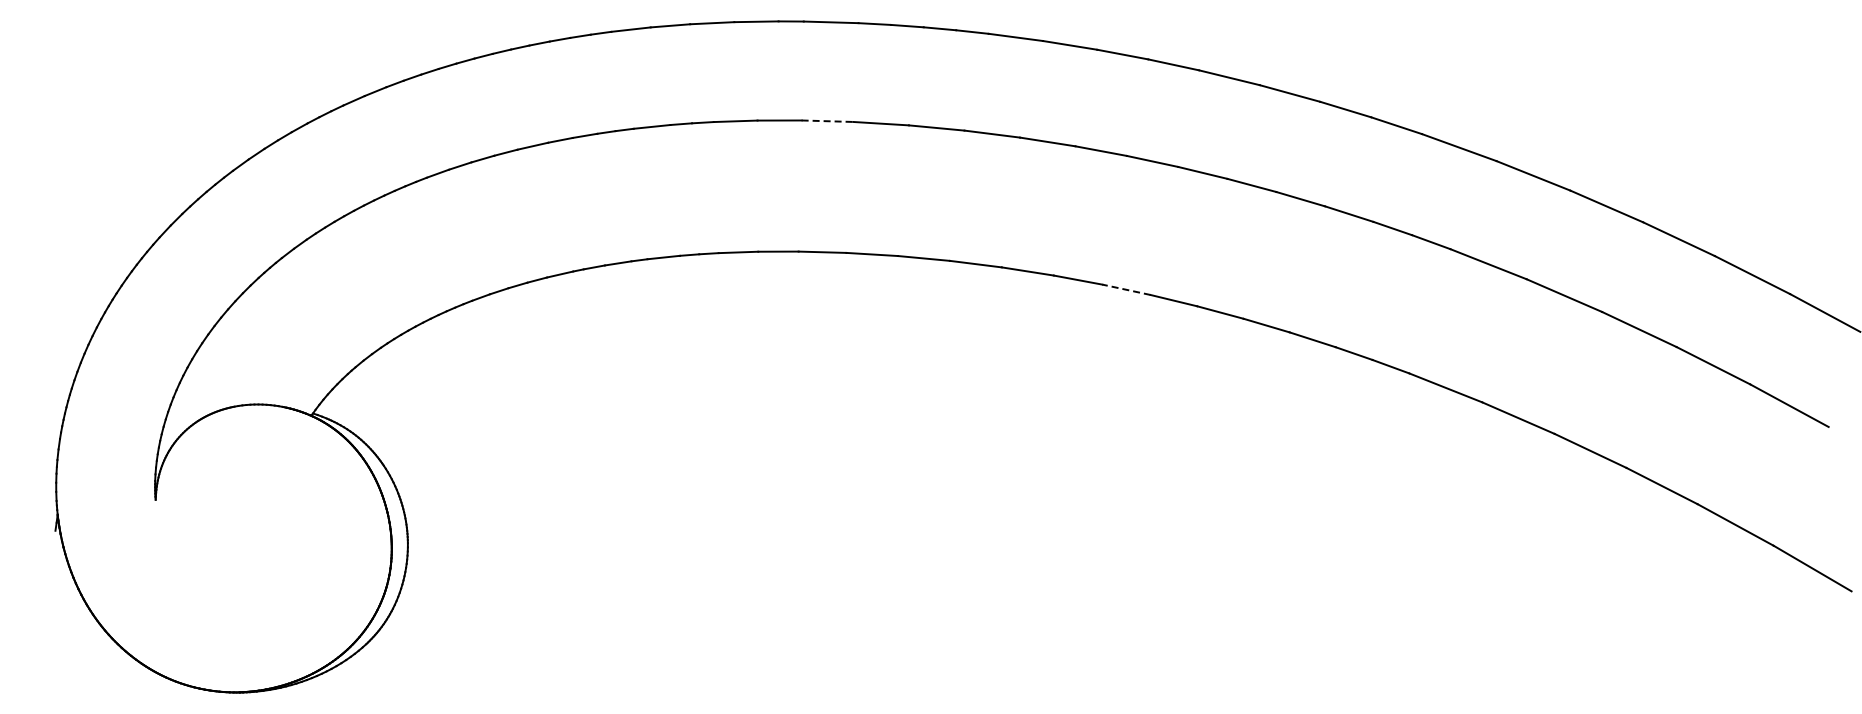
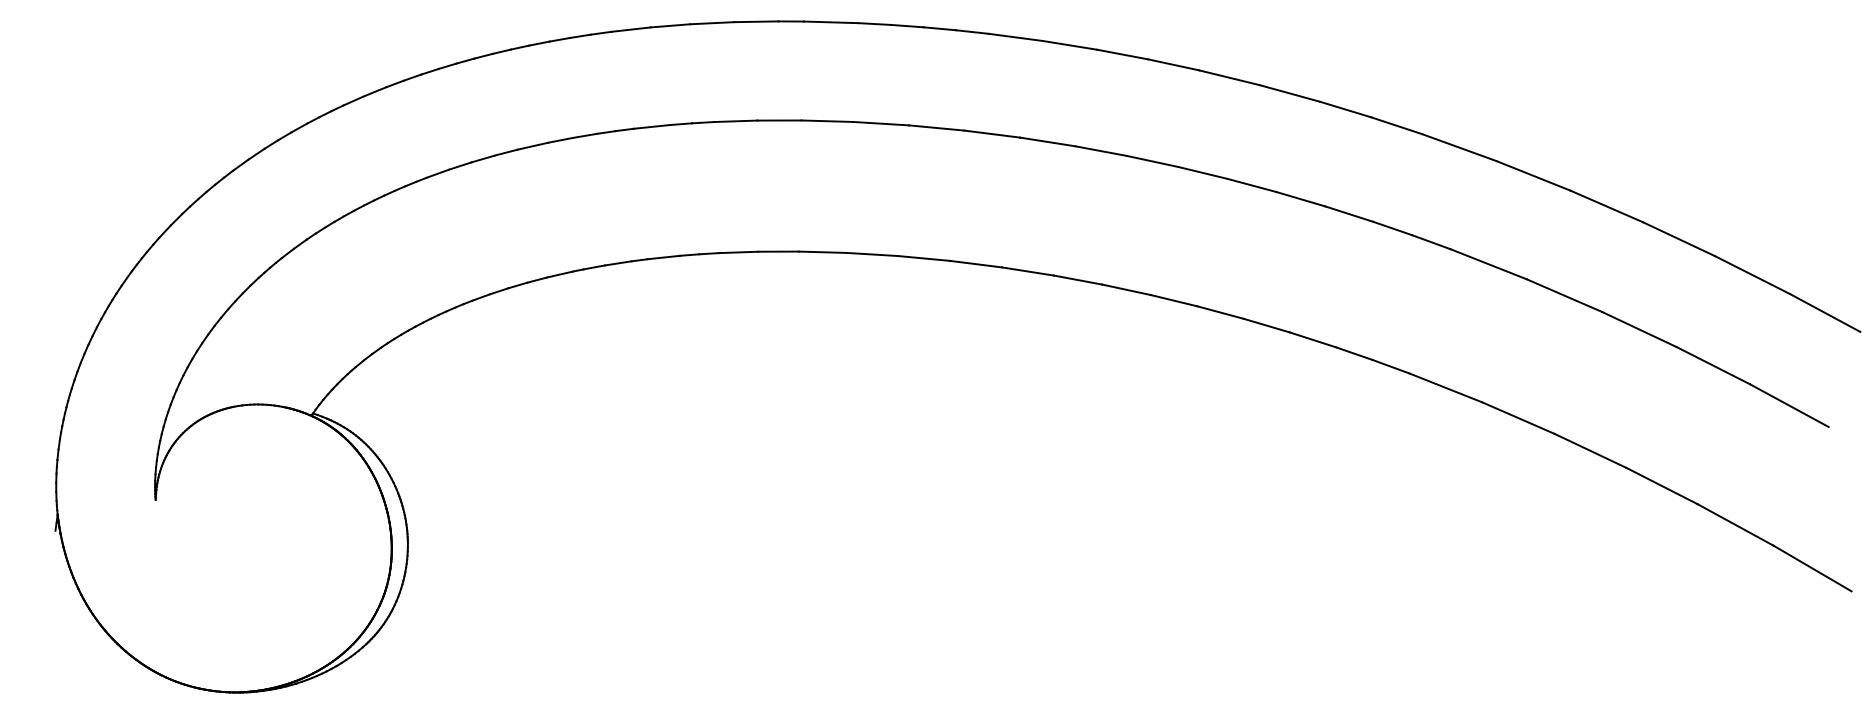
line: dashed -> solid (827, 121)
line: dashed -> solid (1126, 289)
